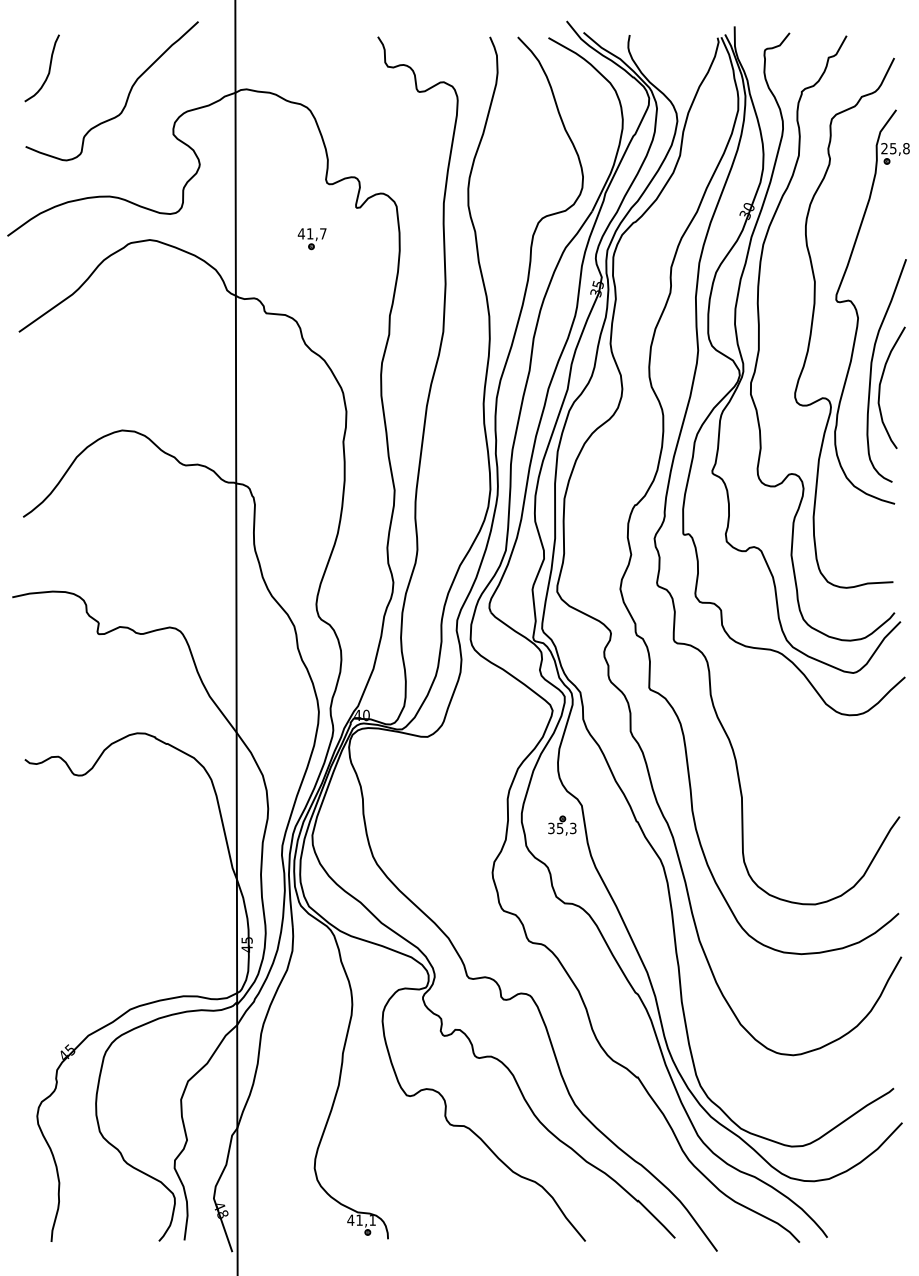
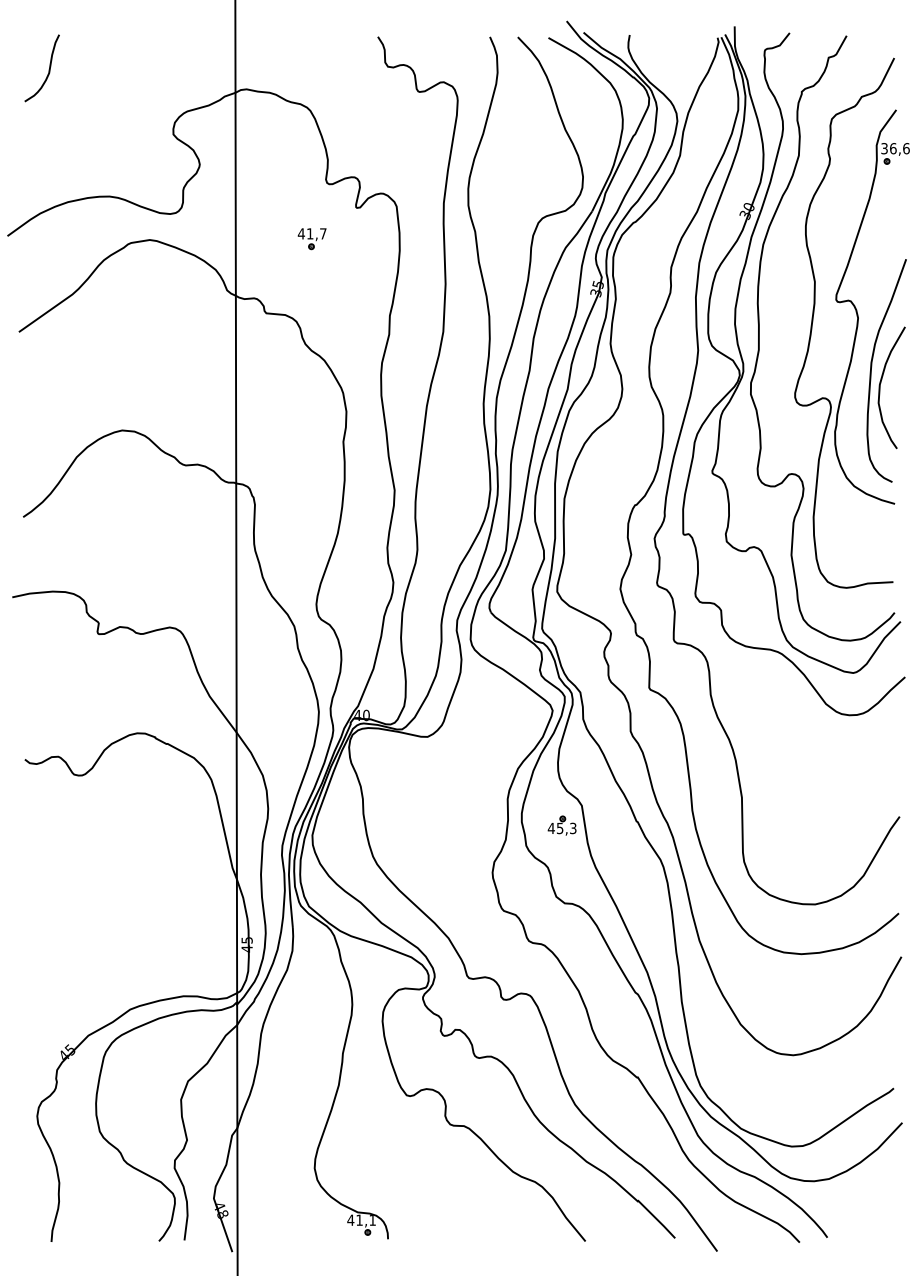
curve: present -> none (127, 95)
text: 25,8 -> 36,6 (895, 148)
text: 35,3 -> 45,3 (550, 828)
